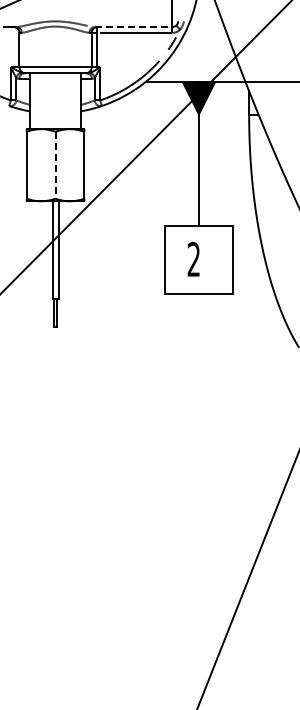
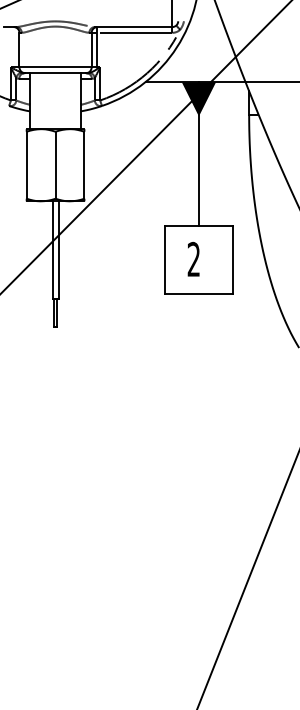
line: dashed -> solid (133, 27)
line: dashed -> solid (55, 165)
